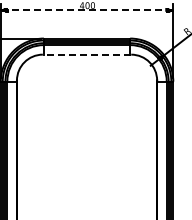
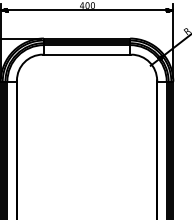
line: dashed -> solid (87, 10)
line: dashed -> solid (86, 54)
